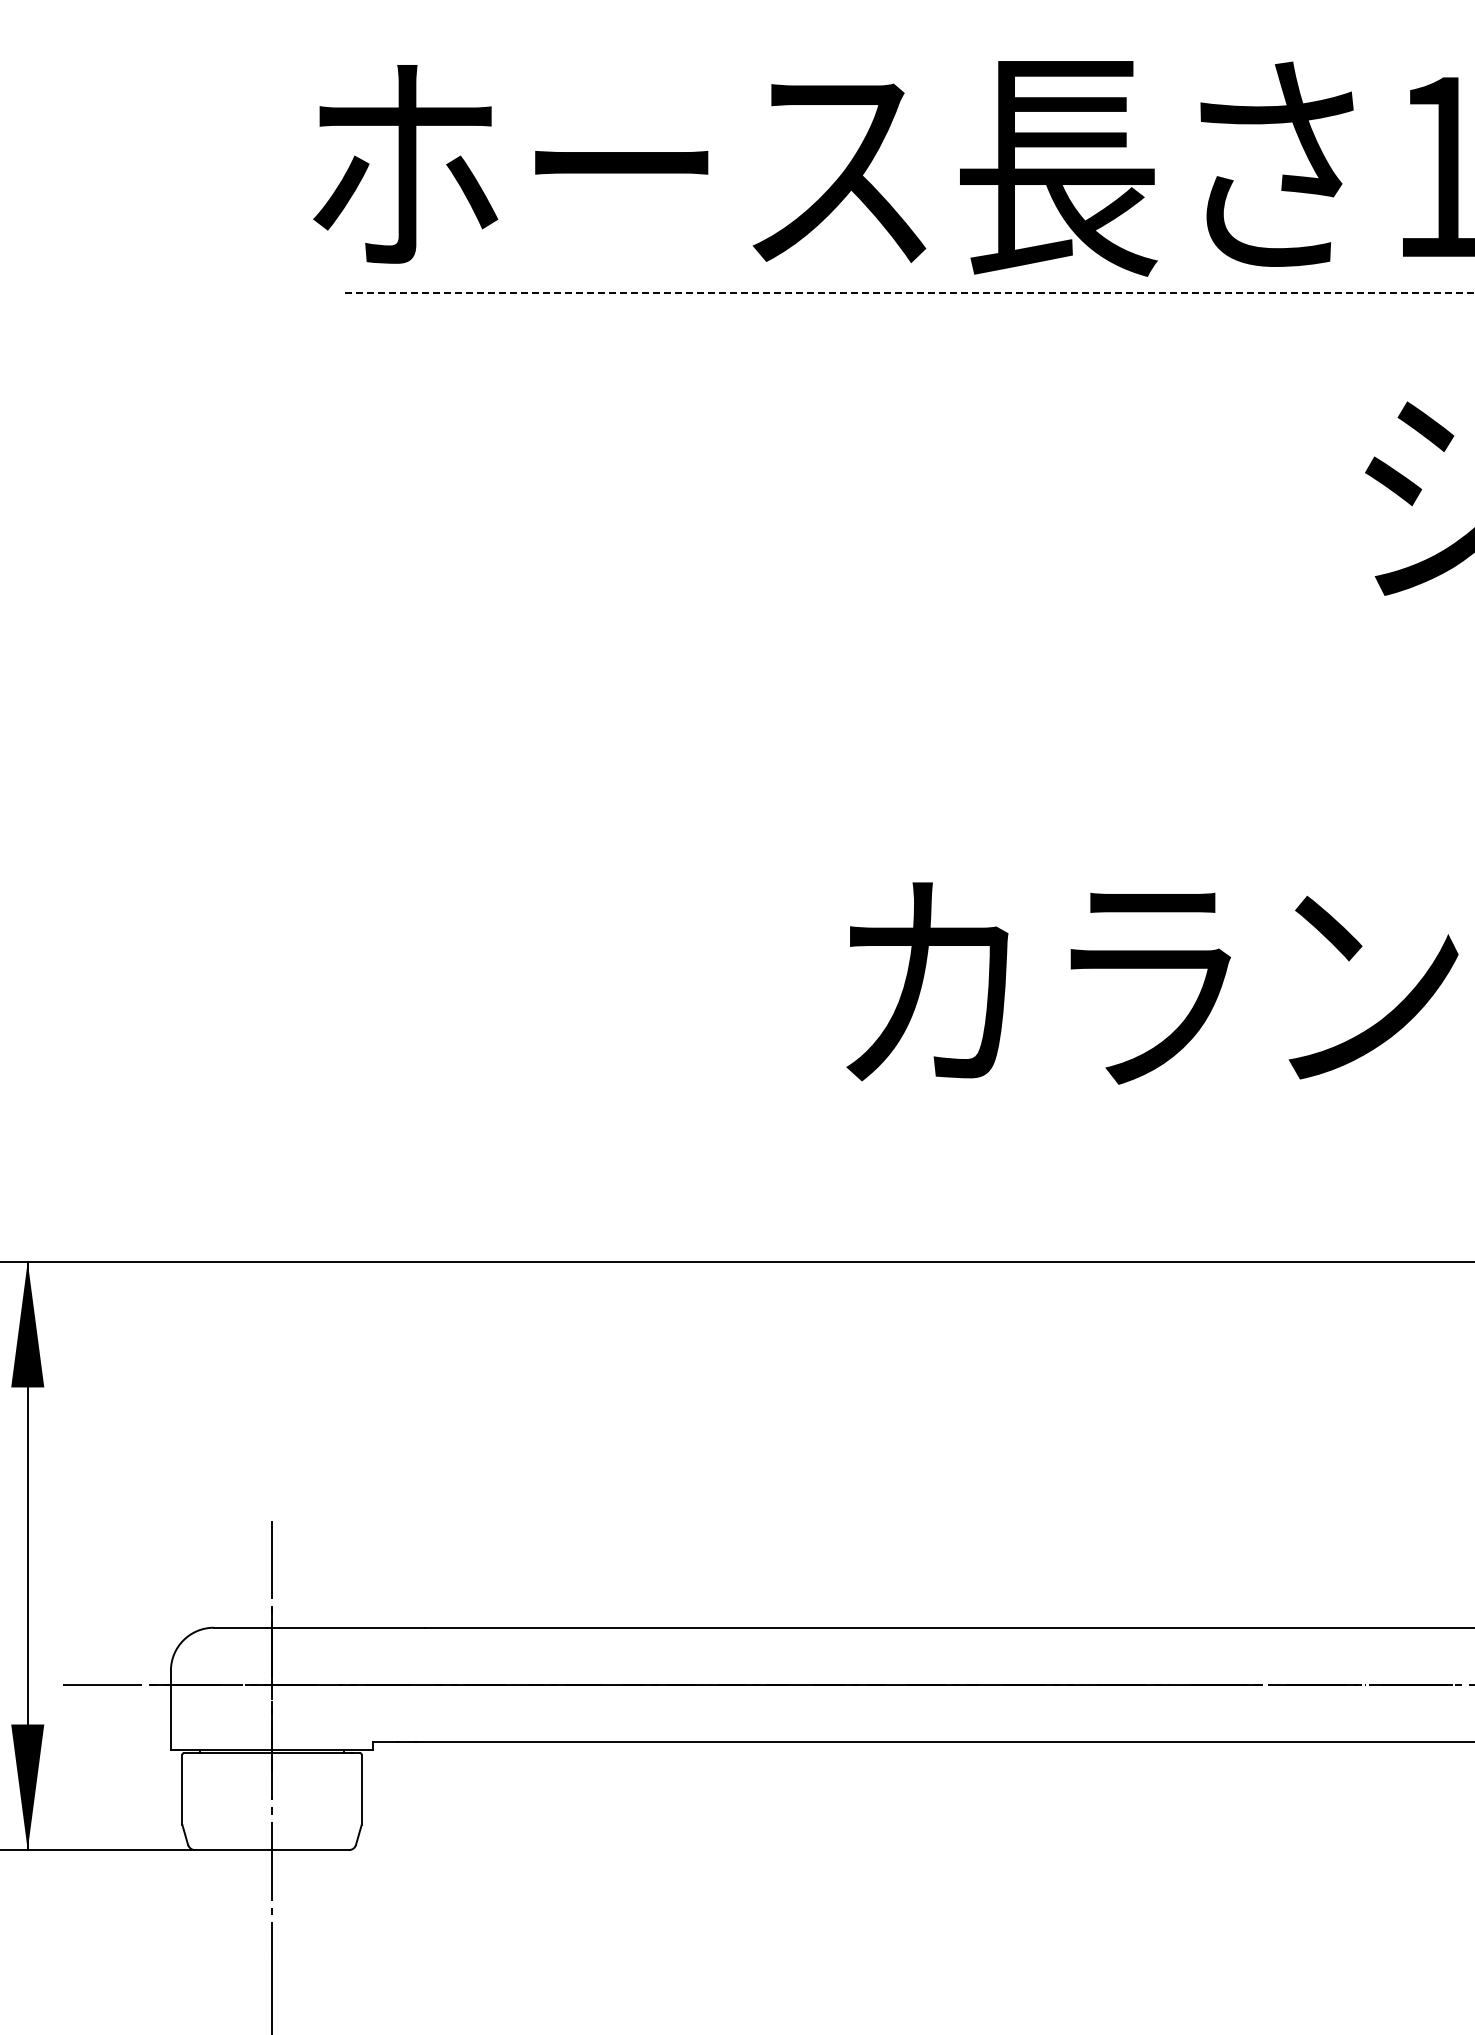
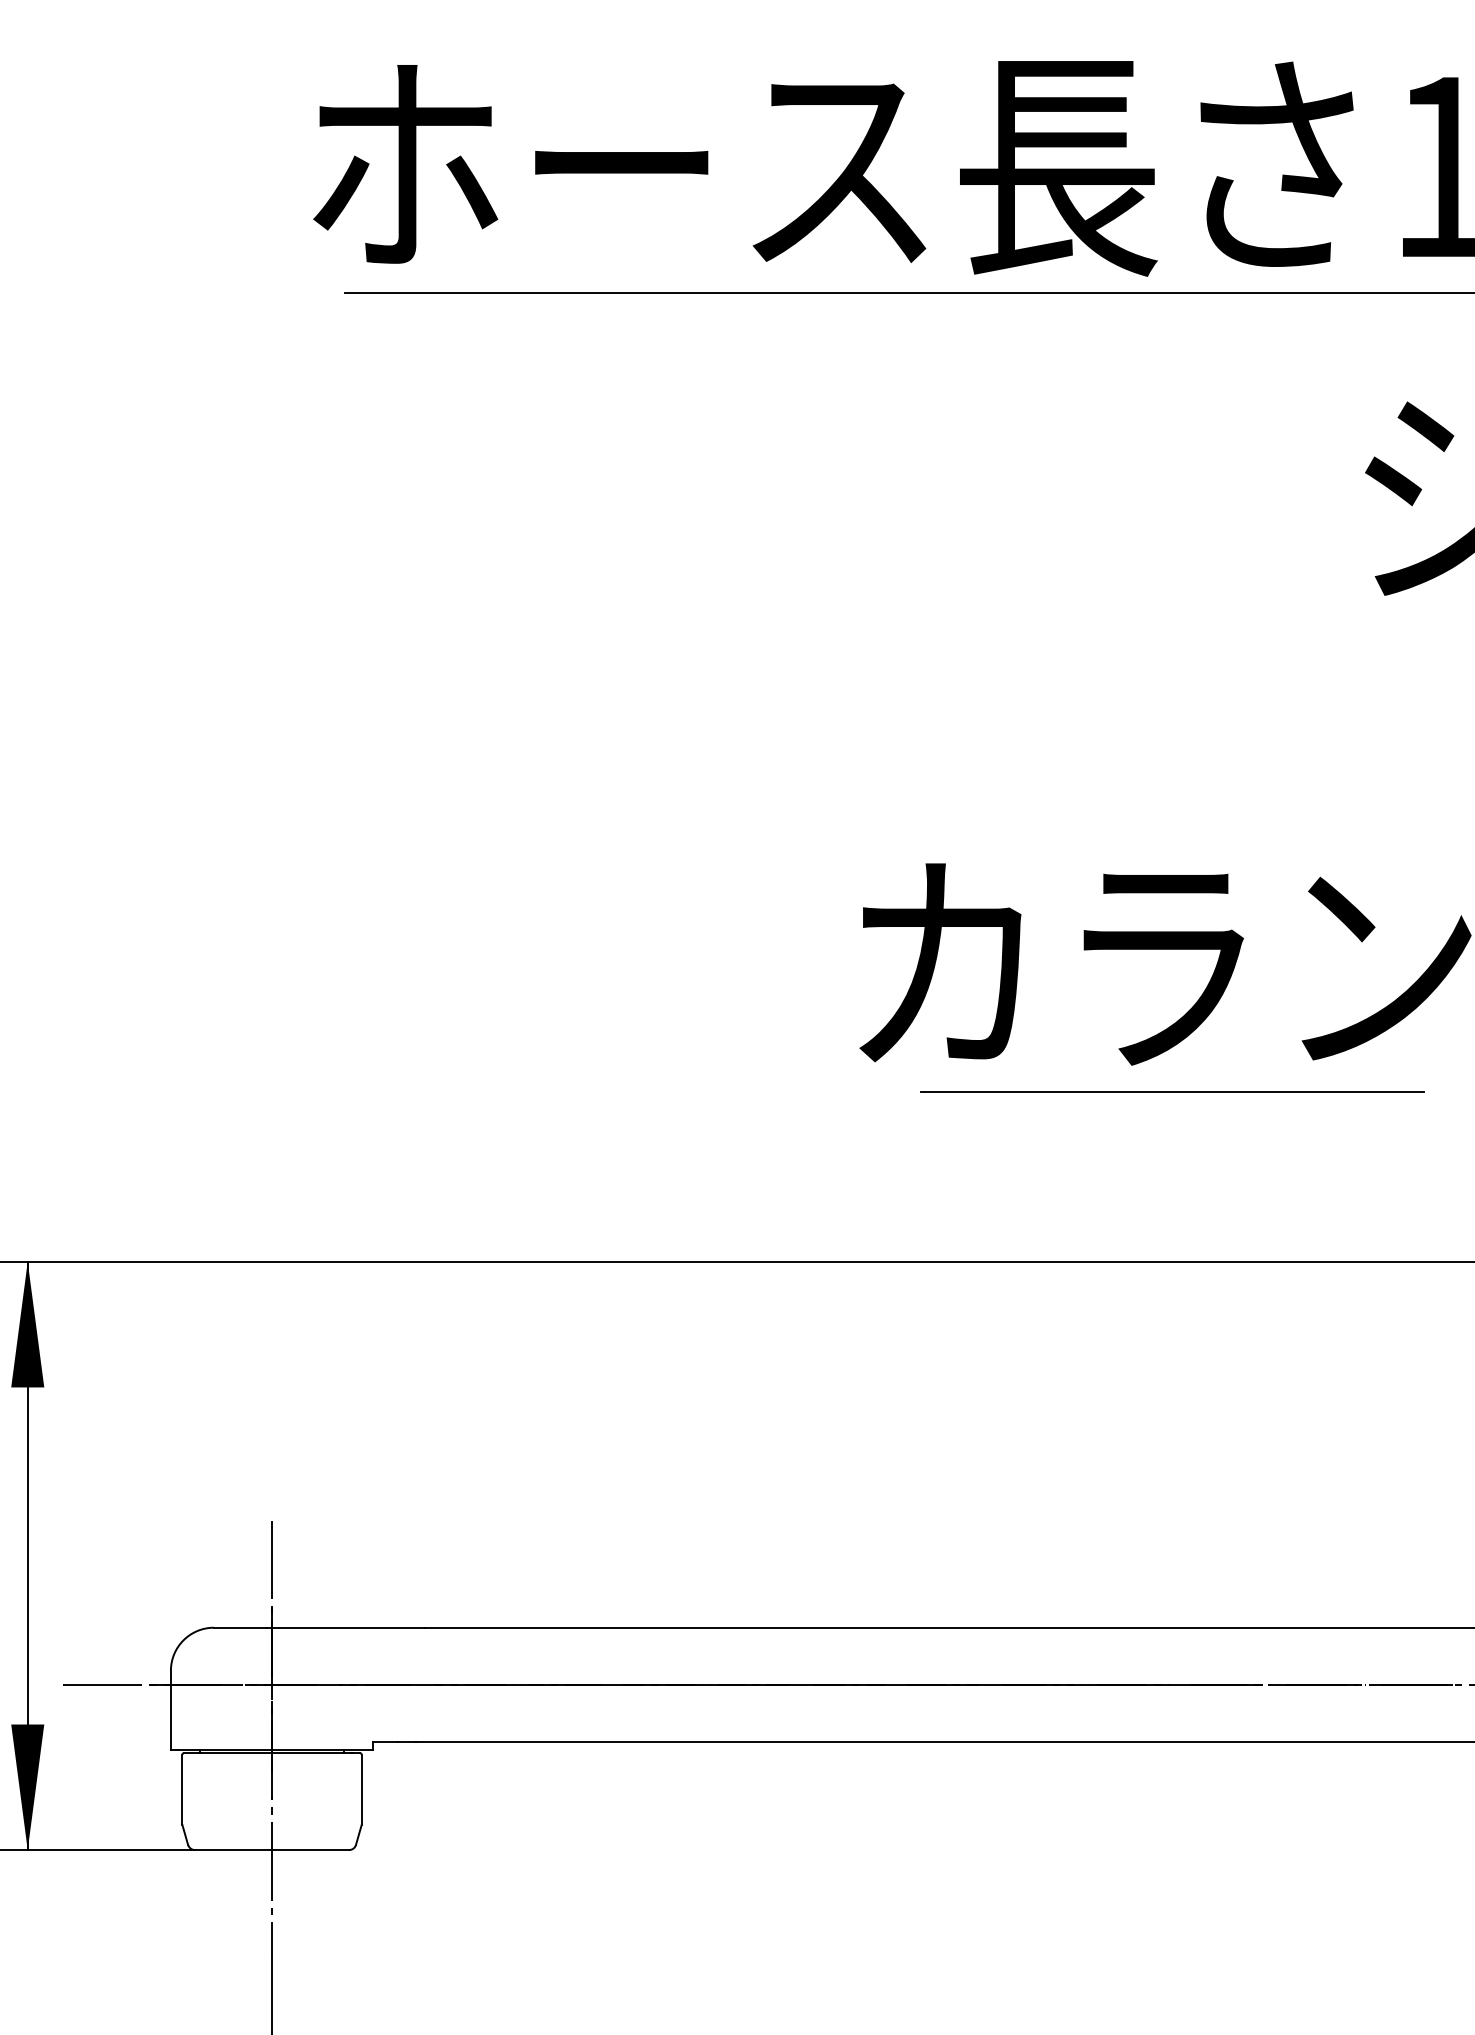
line: dashed -> solid (910, 292)
text position: (1152, 983) -> (1165, 964) (1165, 964)
line: none -> present (1171, 1091)
